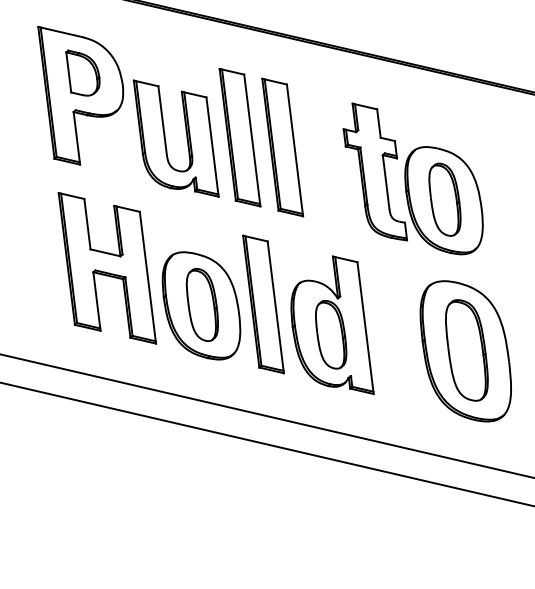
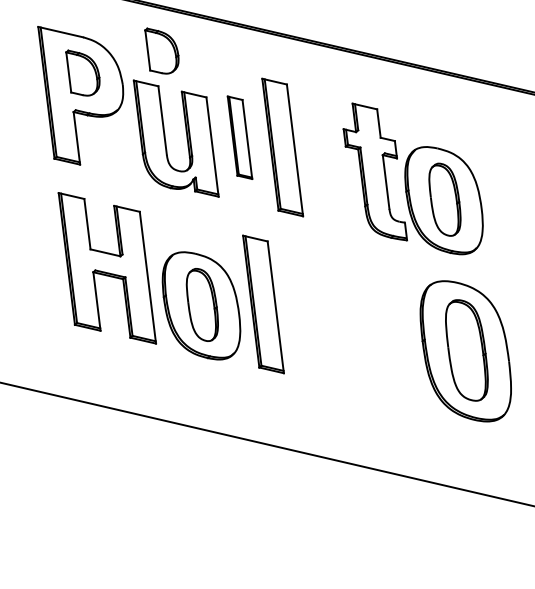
part: none -> present (161, 50)
part size: 44x140 px -> 28x85 px (239, 137)
part: present -> none (332, 324)
line: present -> none (266, 415)
